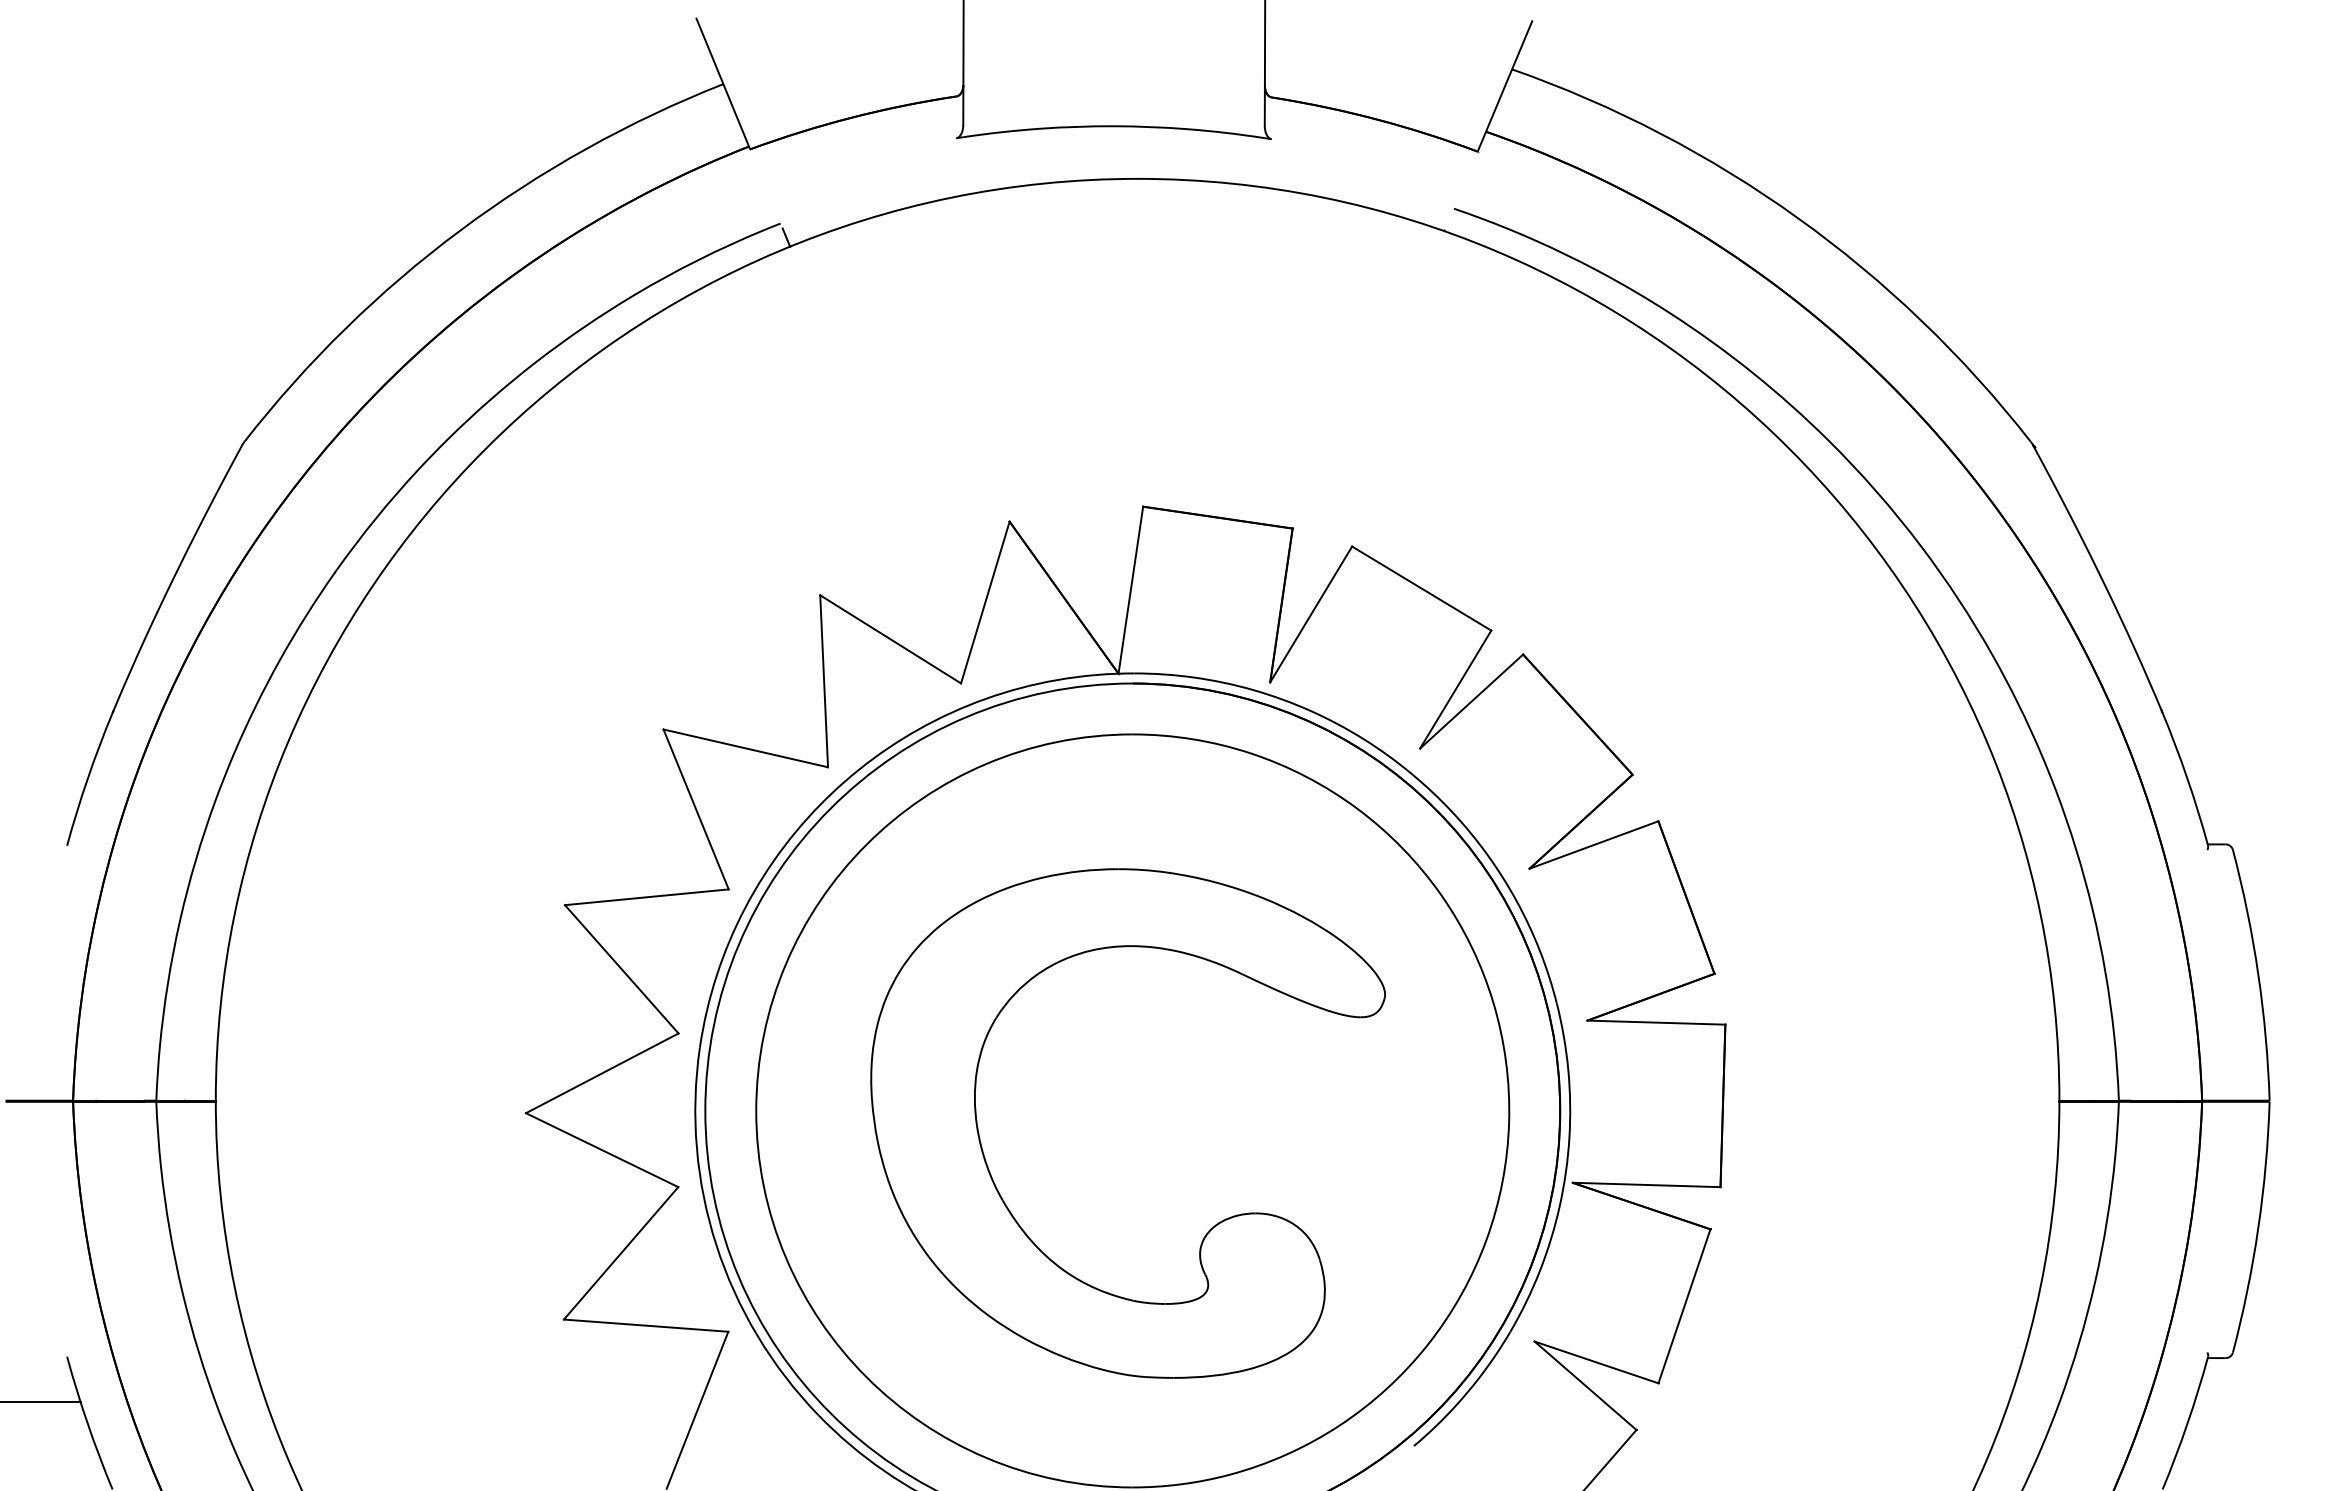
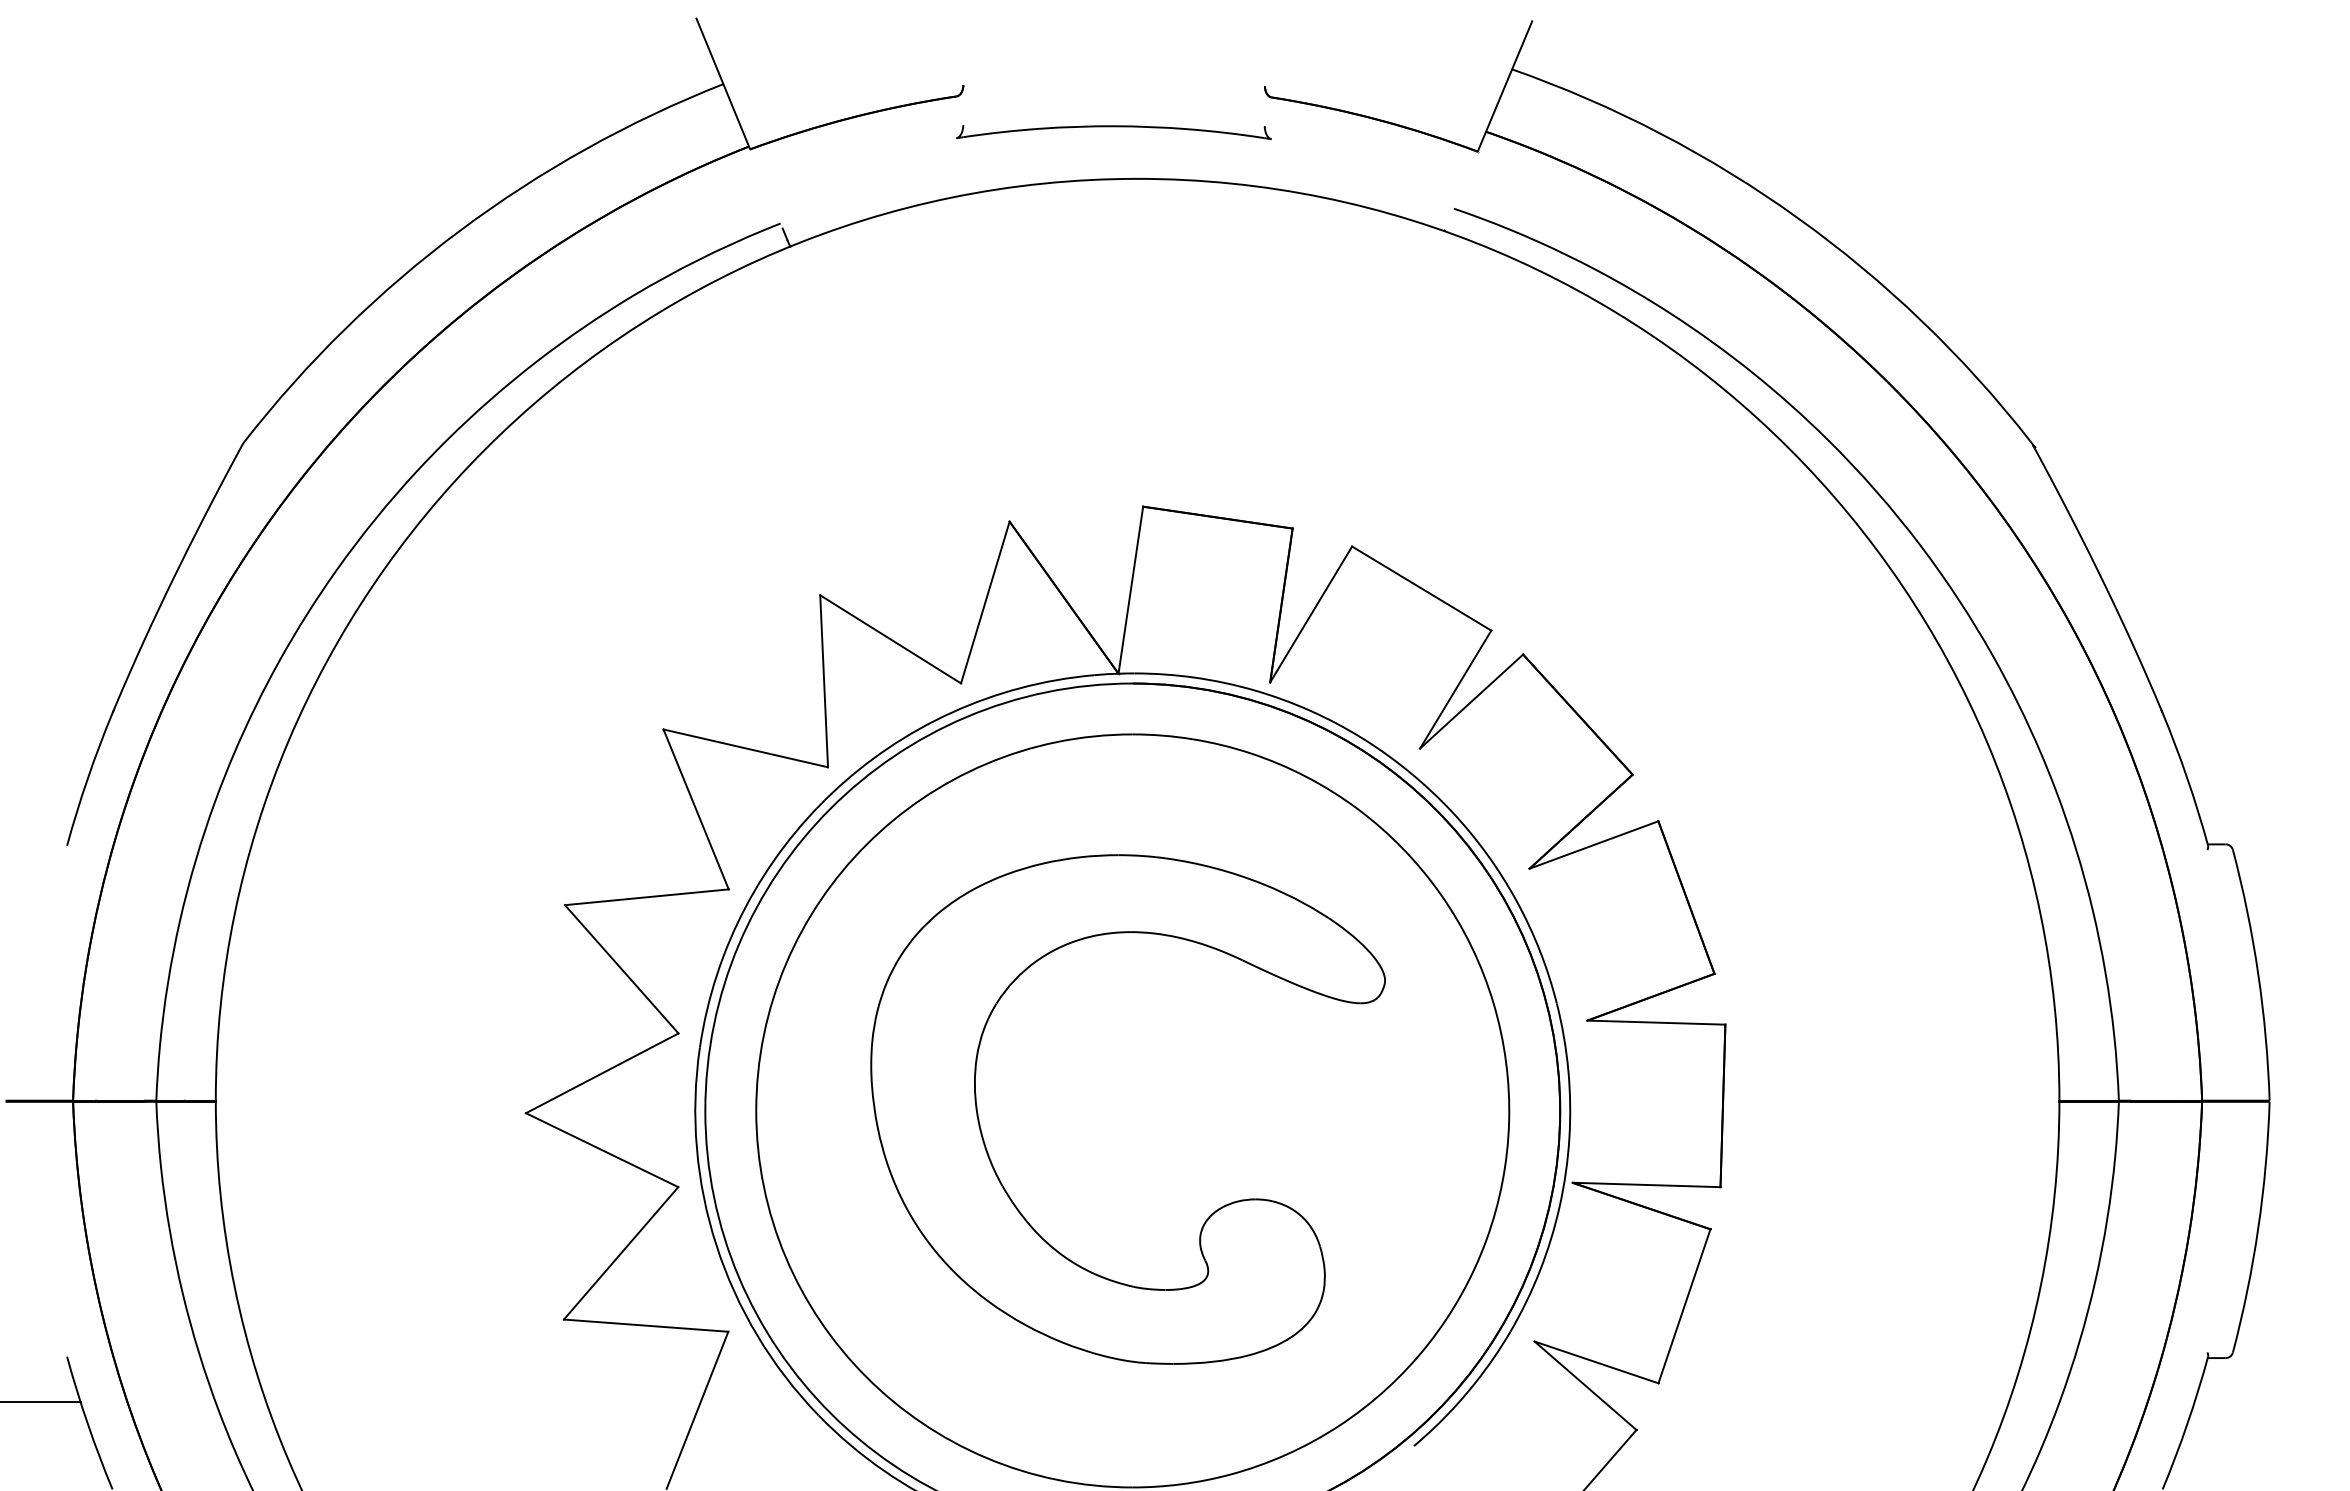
line: present -> none (963, 63)
line: present -> none (1264, 64)
part position: (1211, 1227) -> (1211, 1213) (1211, 1213)
